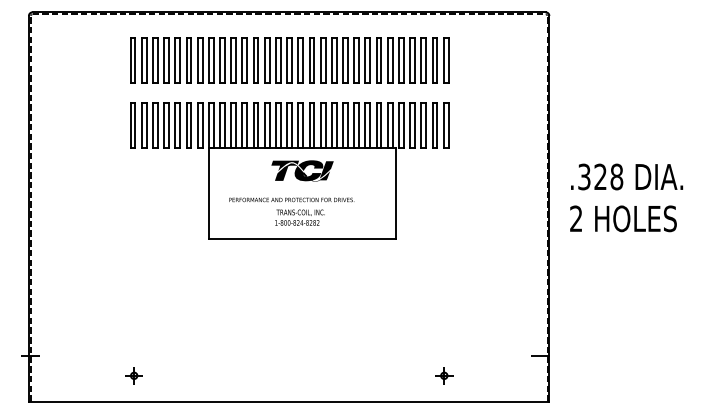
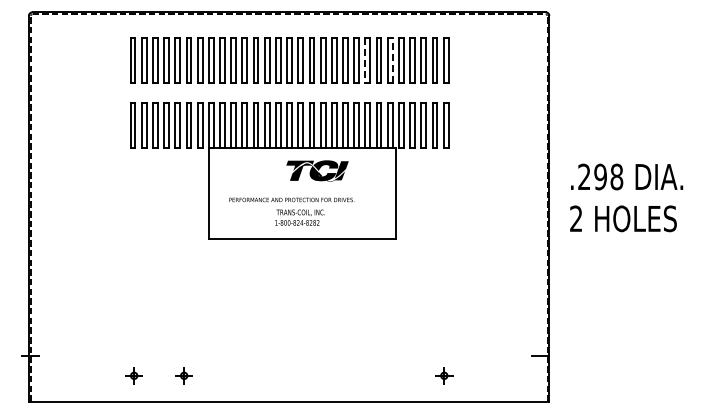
line: solid -> dashed (365, 60)
line: solid -> dashed (392, 60)
part position: (302, 170) -> (317, 170) (317, 170)
text: .328 -> .298 (592, 176)
part: none -> present (183, 375)
